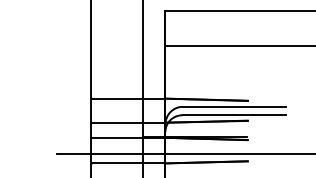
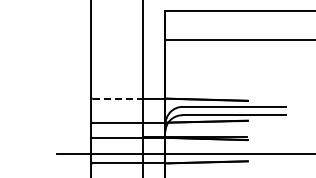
line position: (238, 46) -> (238, 40) (238, 40)
line: solid -> dashed (118, 98)
